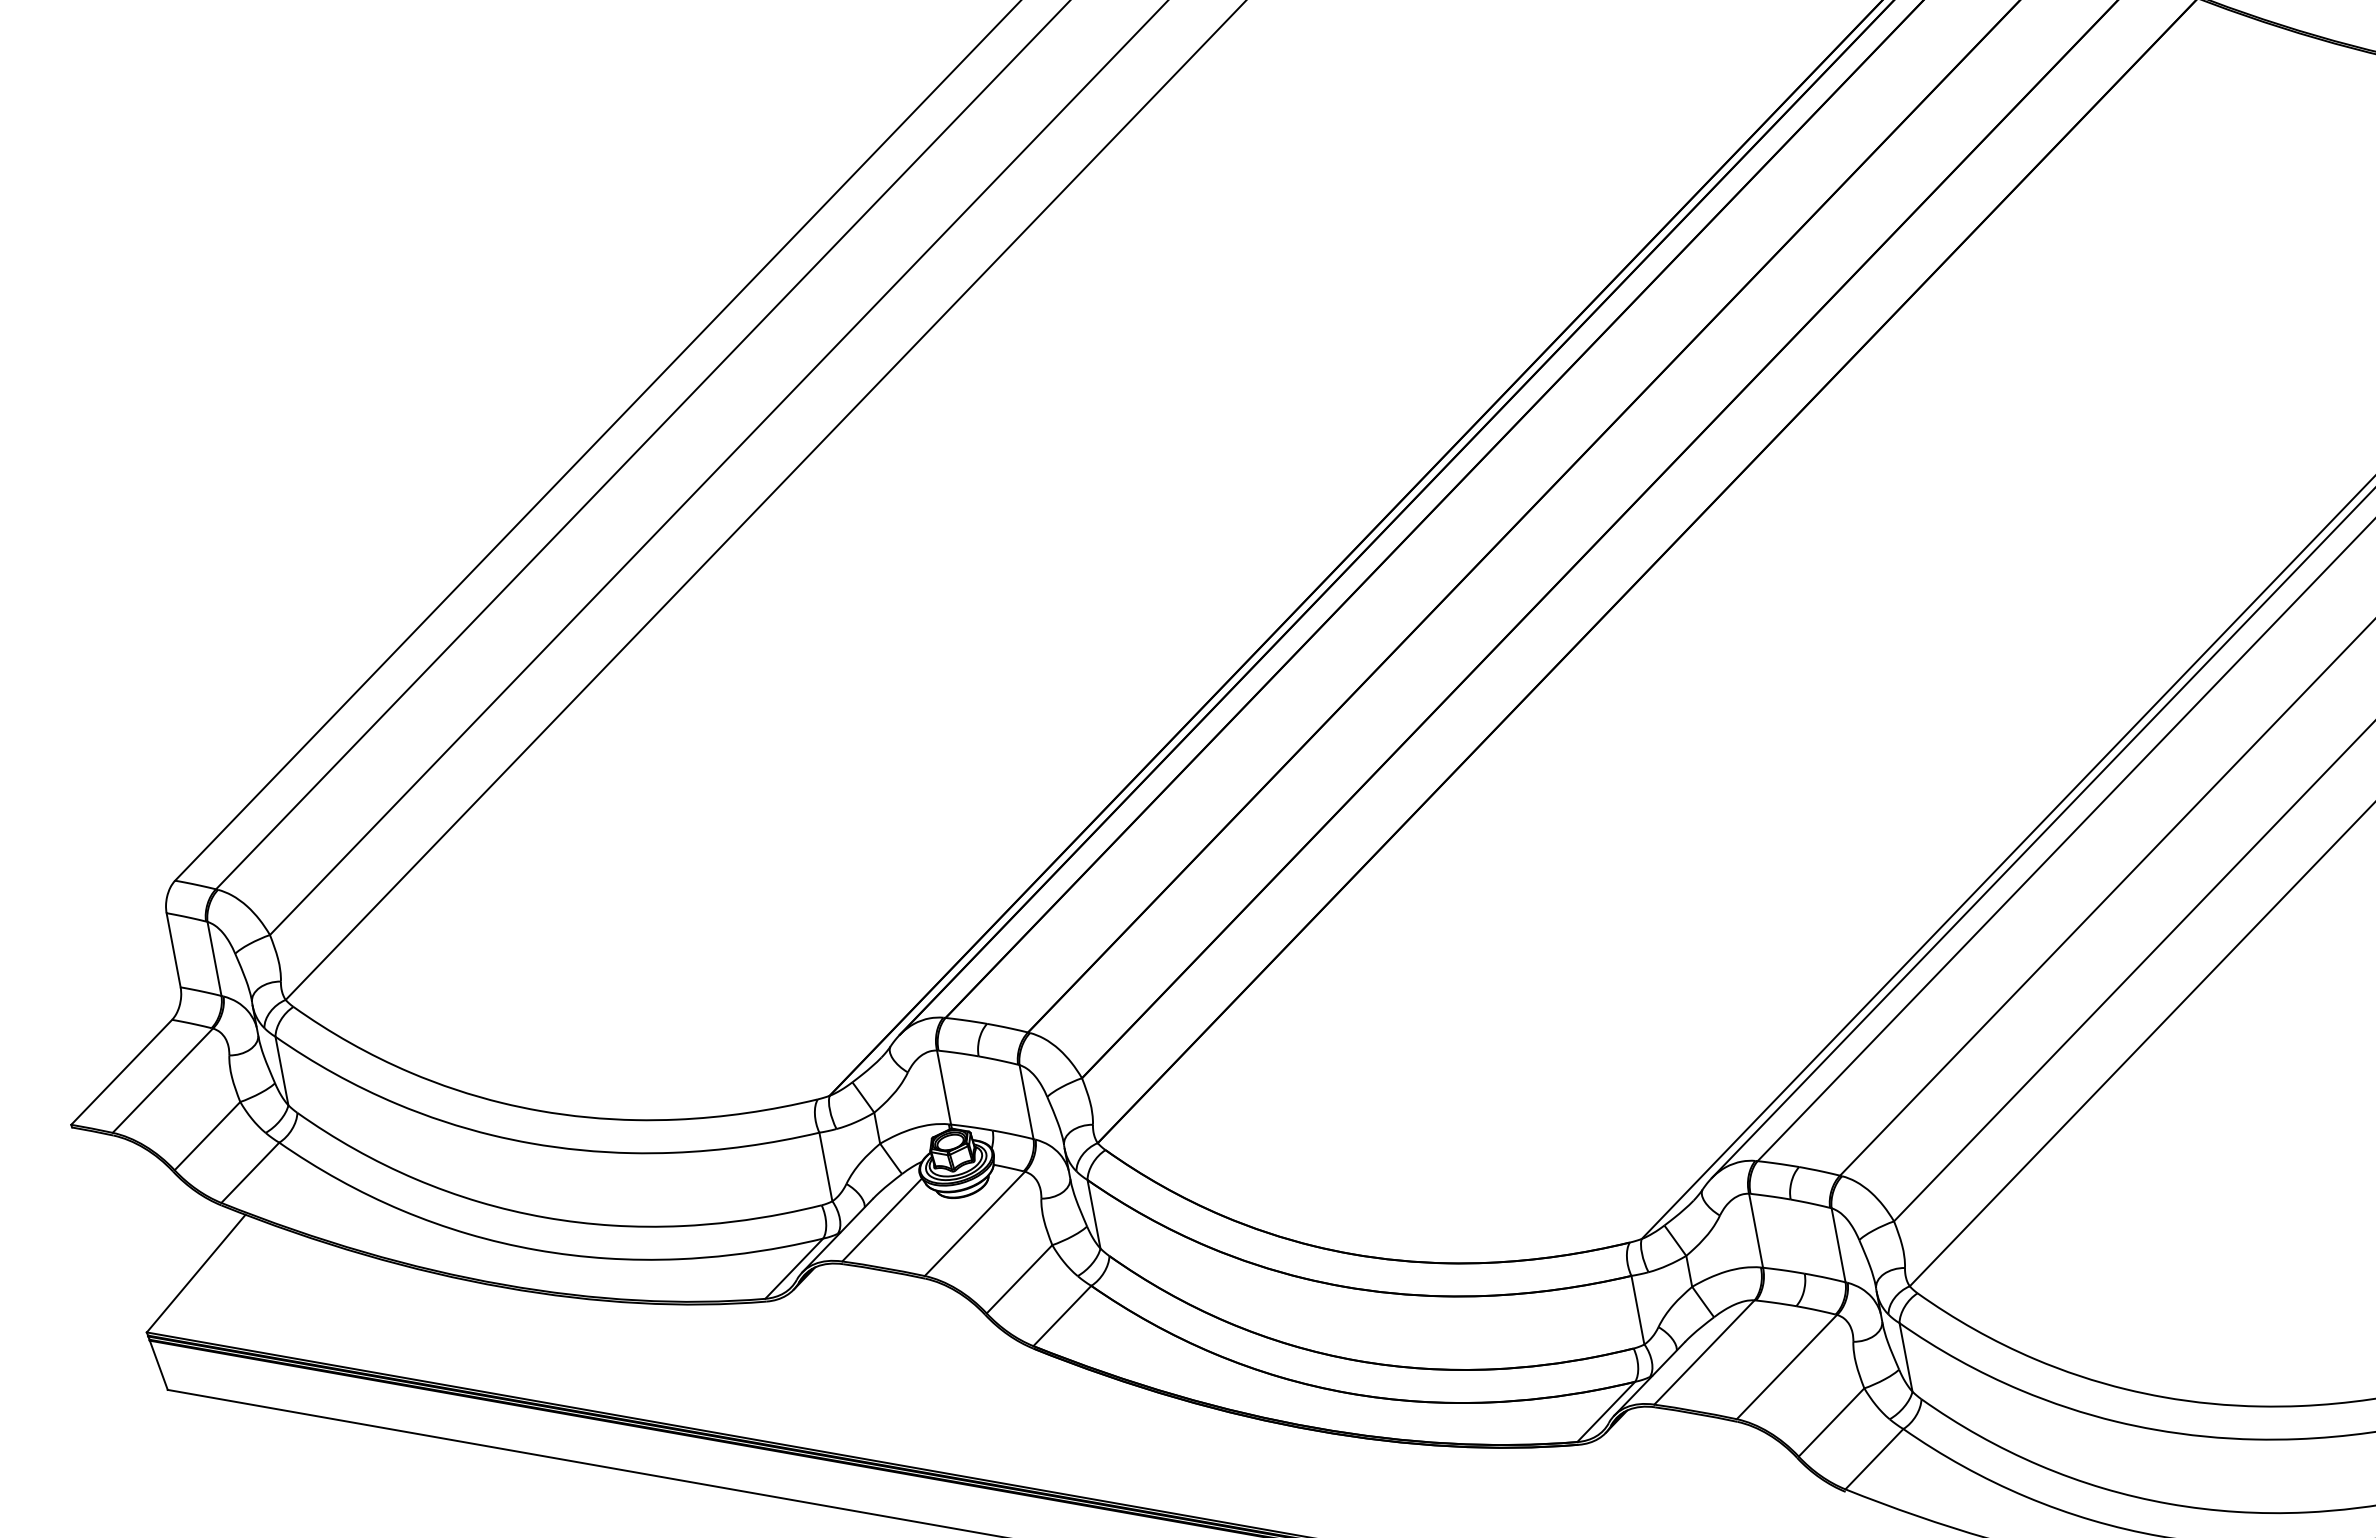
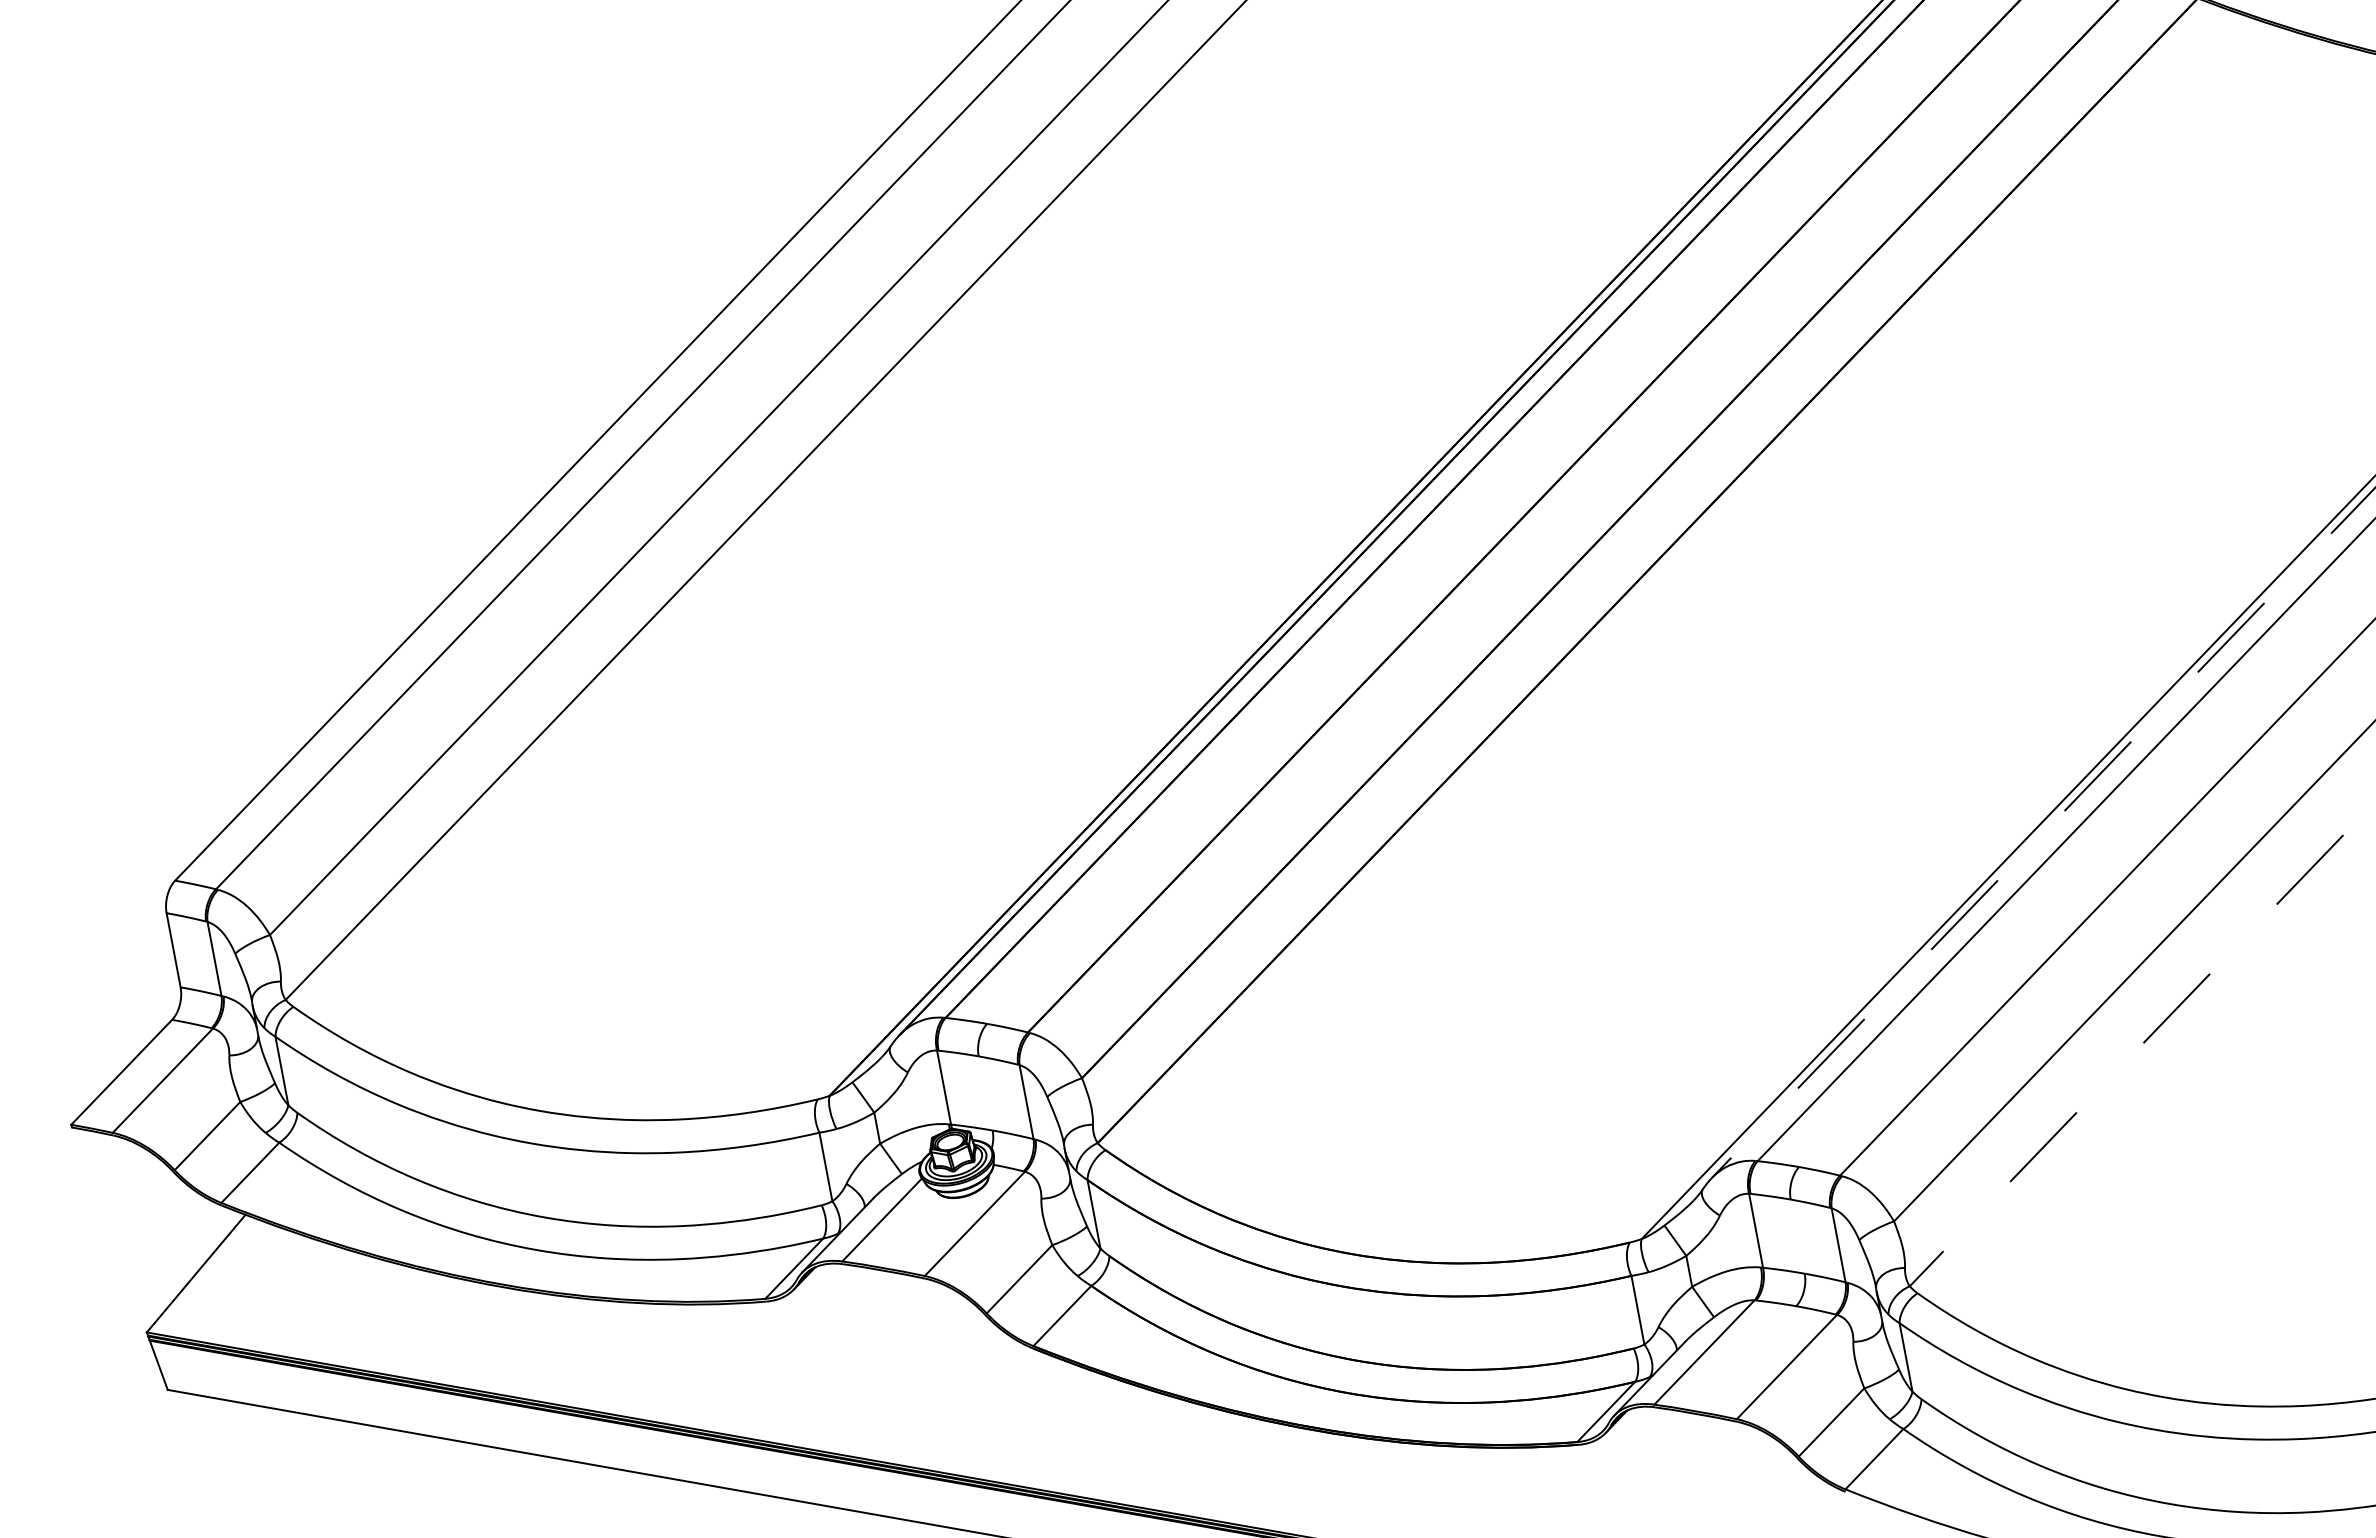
line: solid -> dashed (2043, 832)
line: solid -> dashed (2142, 1044)
